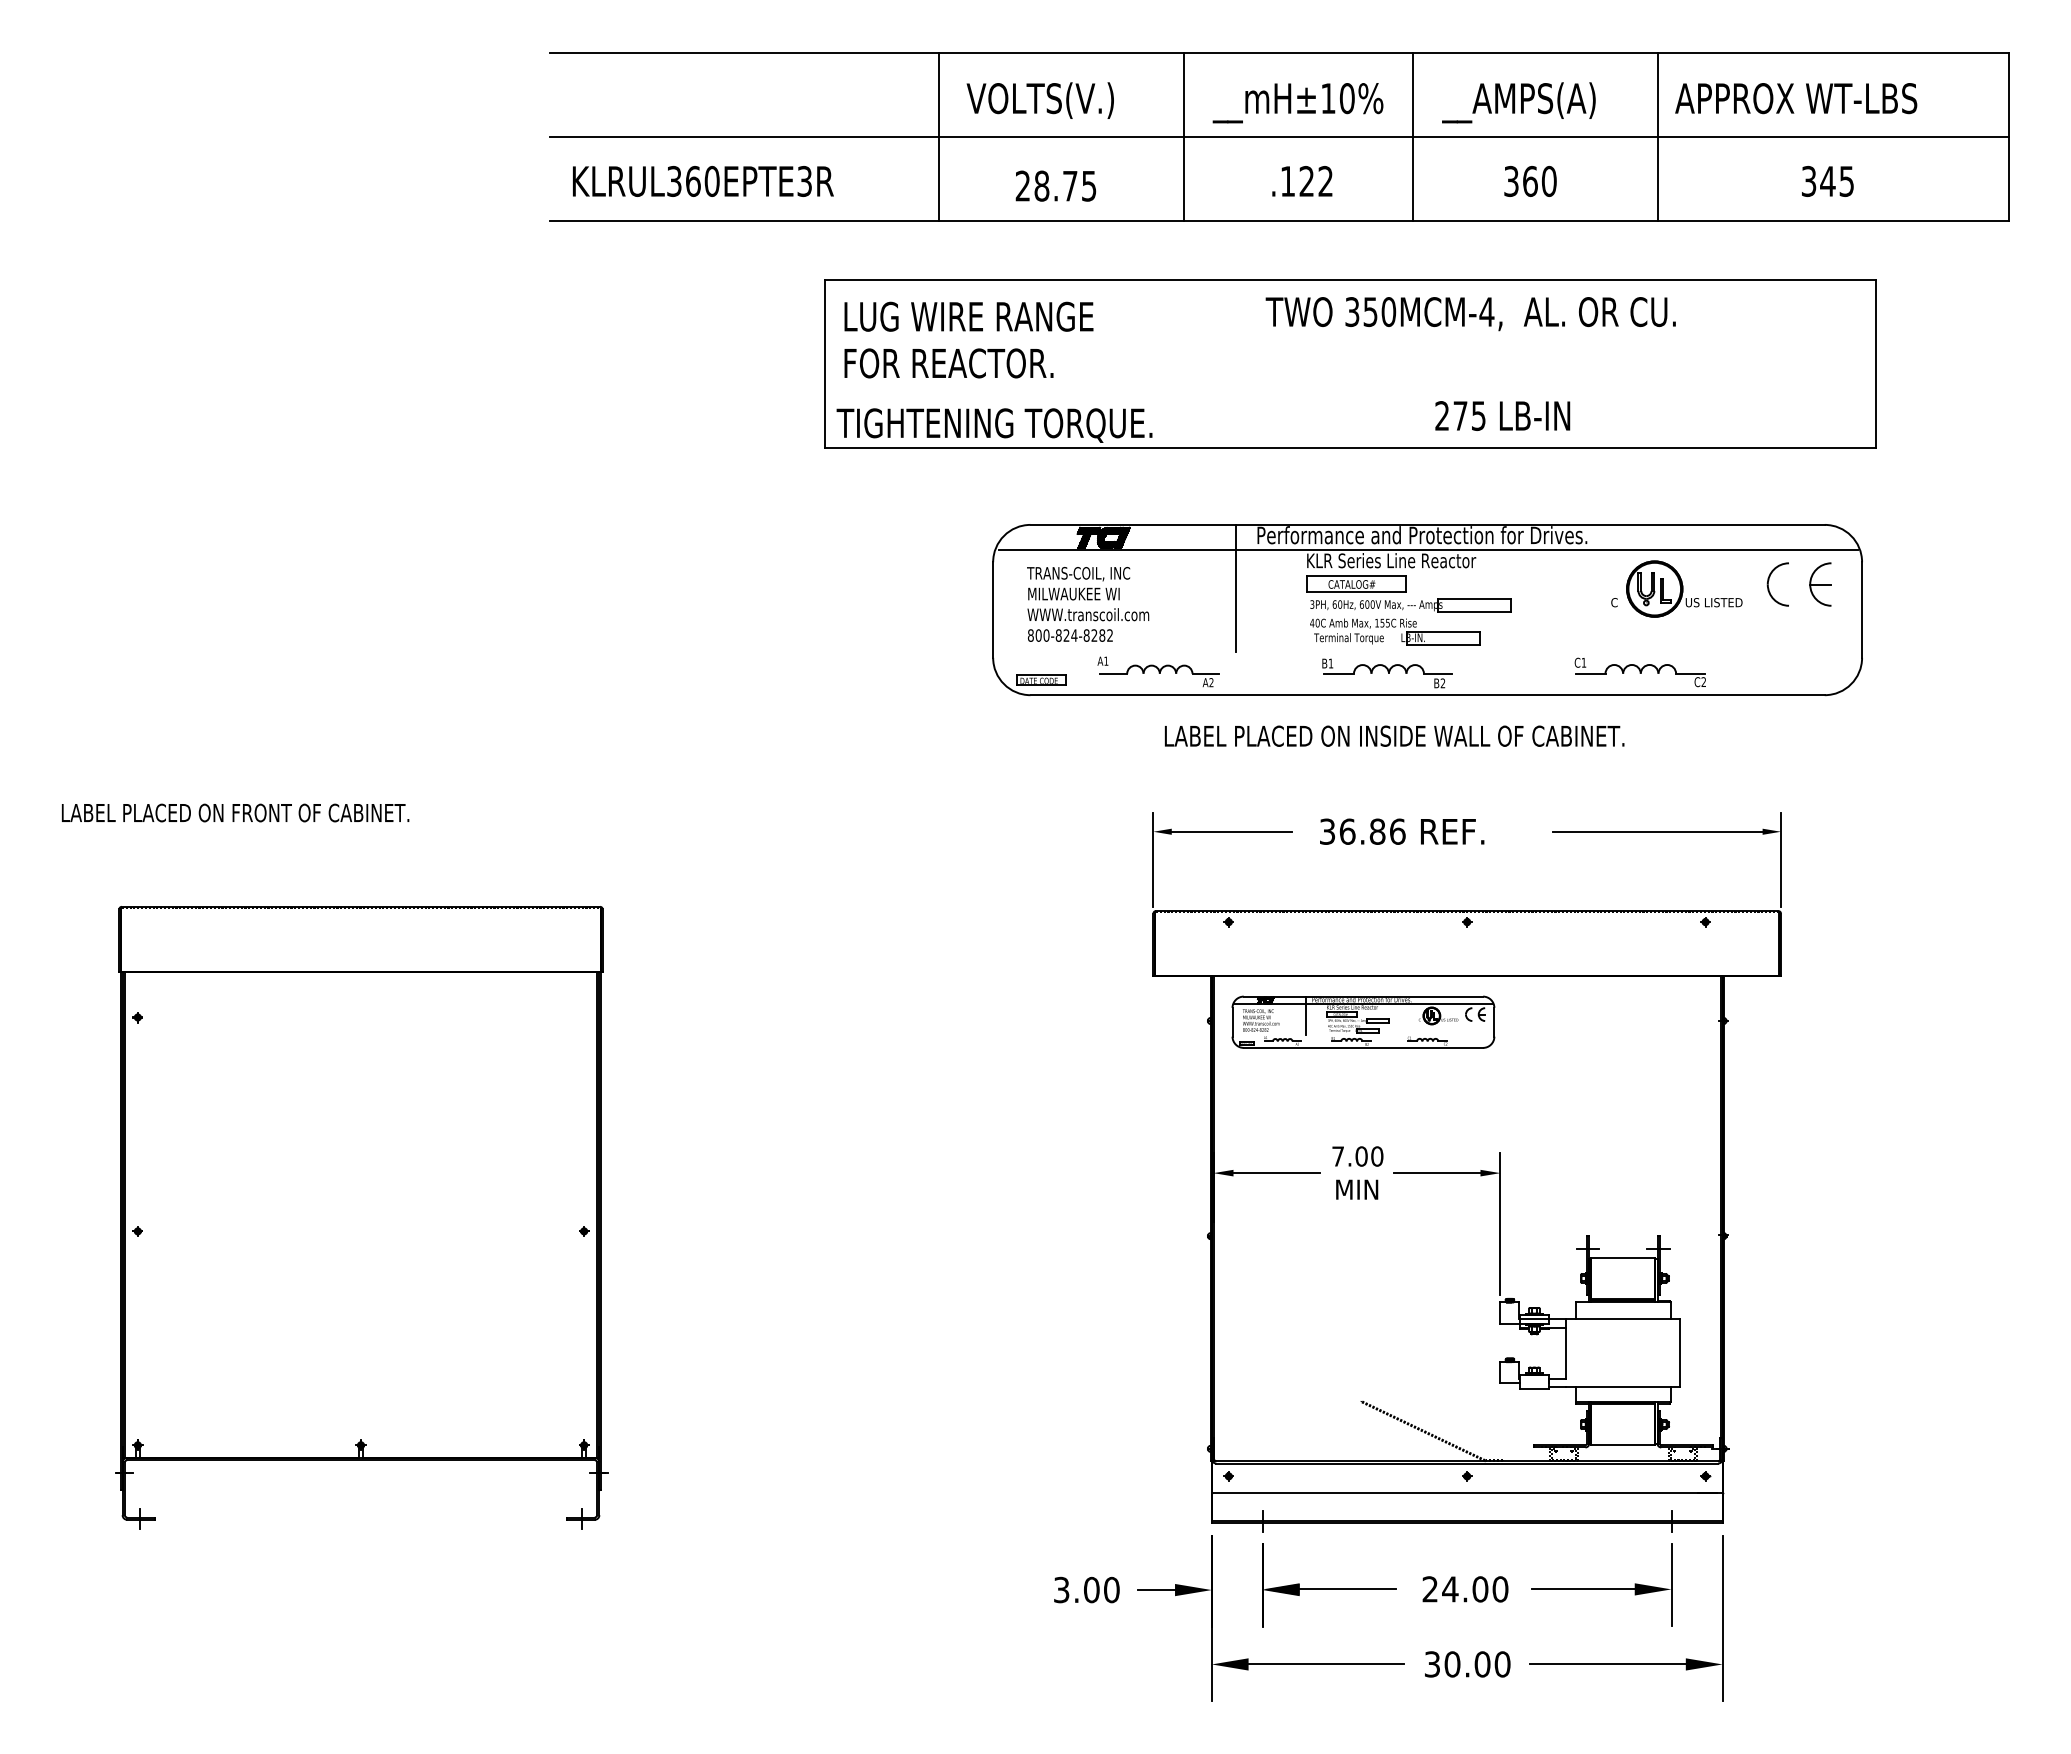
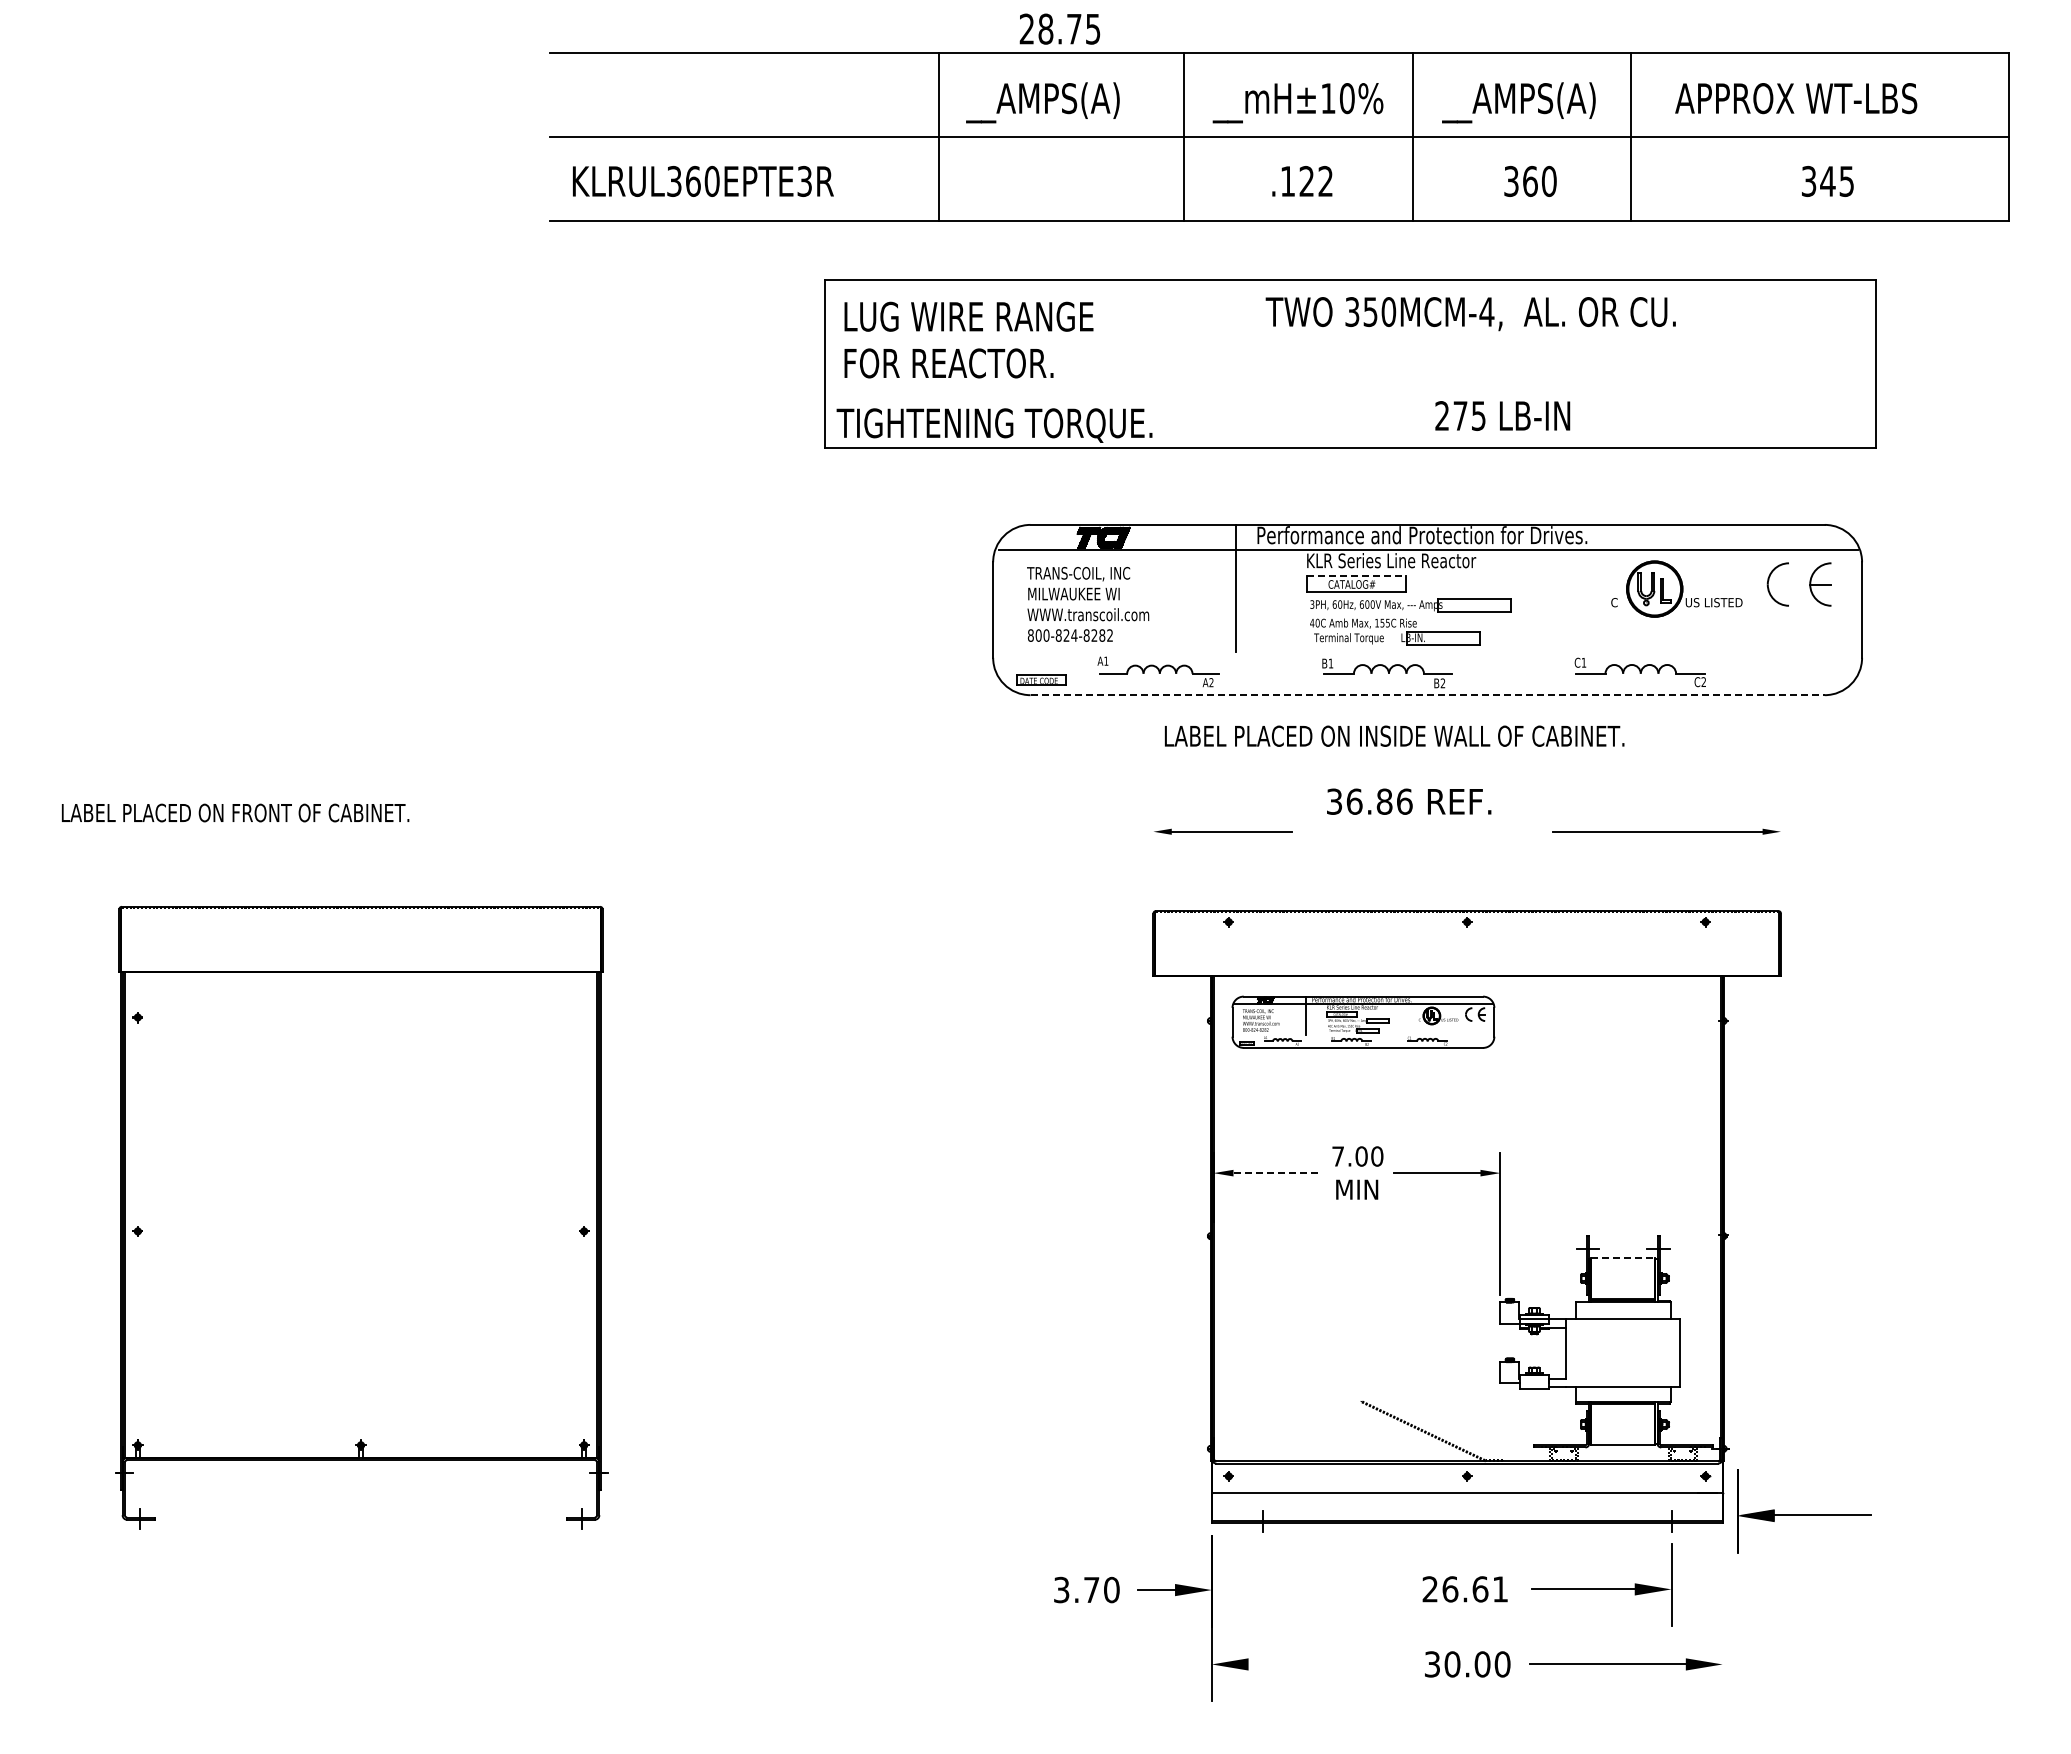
text: VOLTS(V.) -> __AMPS(A) (1042, 102)
line position: (1657, 136) -> (1630, 136) (1630, 136)
text position: (1055, 185) -> (1059, 28) (1059, 28)
line: solid -> dashed (1357, 576)
line: solid -> dashed (1428, 695)
text position: (1402, 831) -> (1409, 801) (1409, 801)
line: present -> none (1153, 860)
line: present -> none (1781, 860)
line: solid -> dashed (1277, 1173)
line: solid -> dashed (1623, 1258)
part position: (1329, 1585) -> (1804, 1511) (1804, 1511)
text: 3.00 -> 3.70 (1091, 1589)
text: 24.00 -> 26.61 (1475, 1589)
line: present -> none (1722, 1618)
line: present -> none (1326, 1664)
